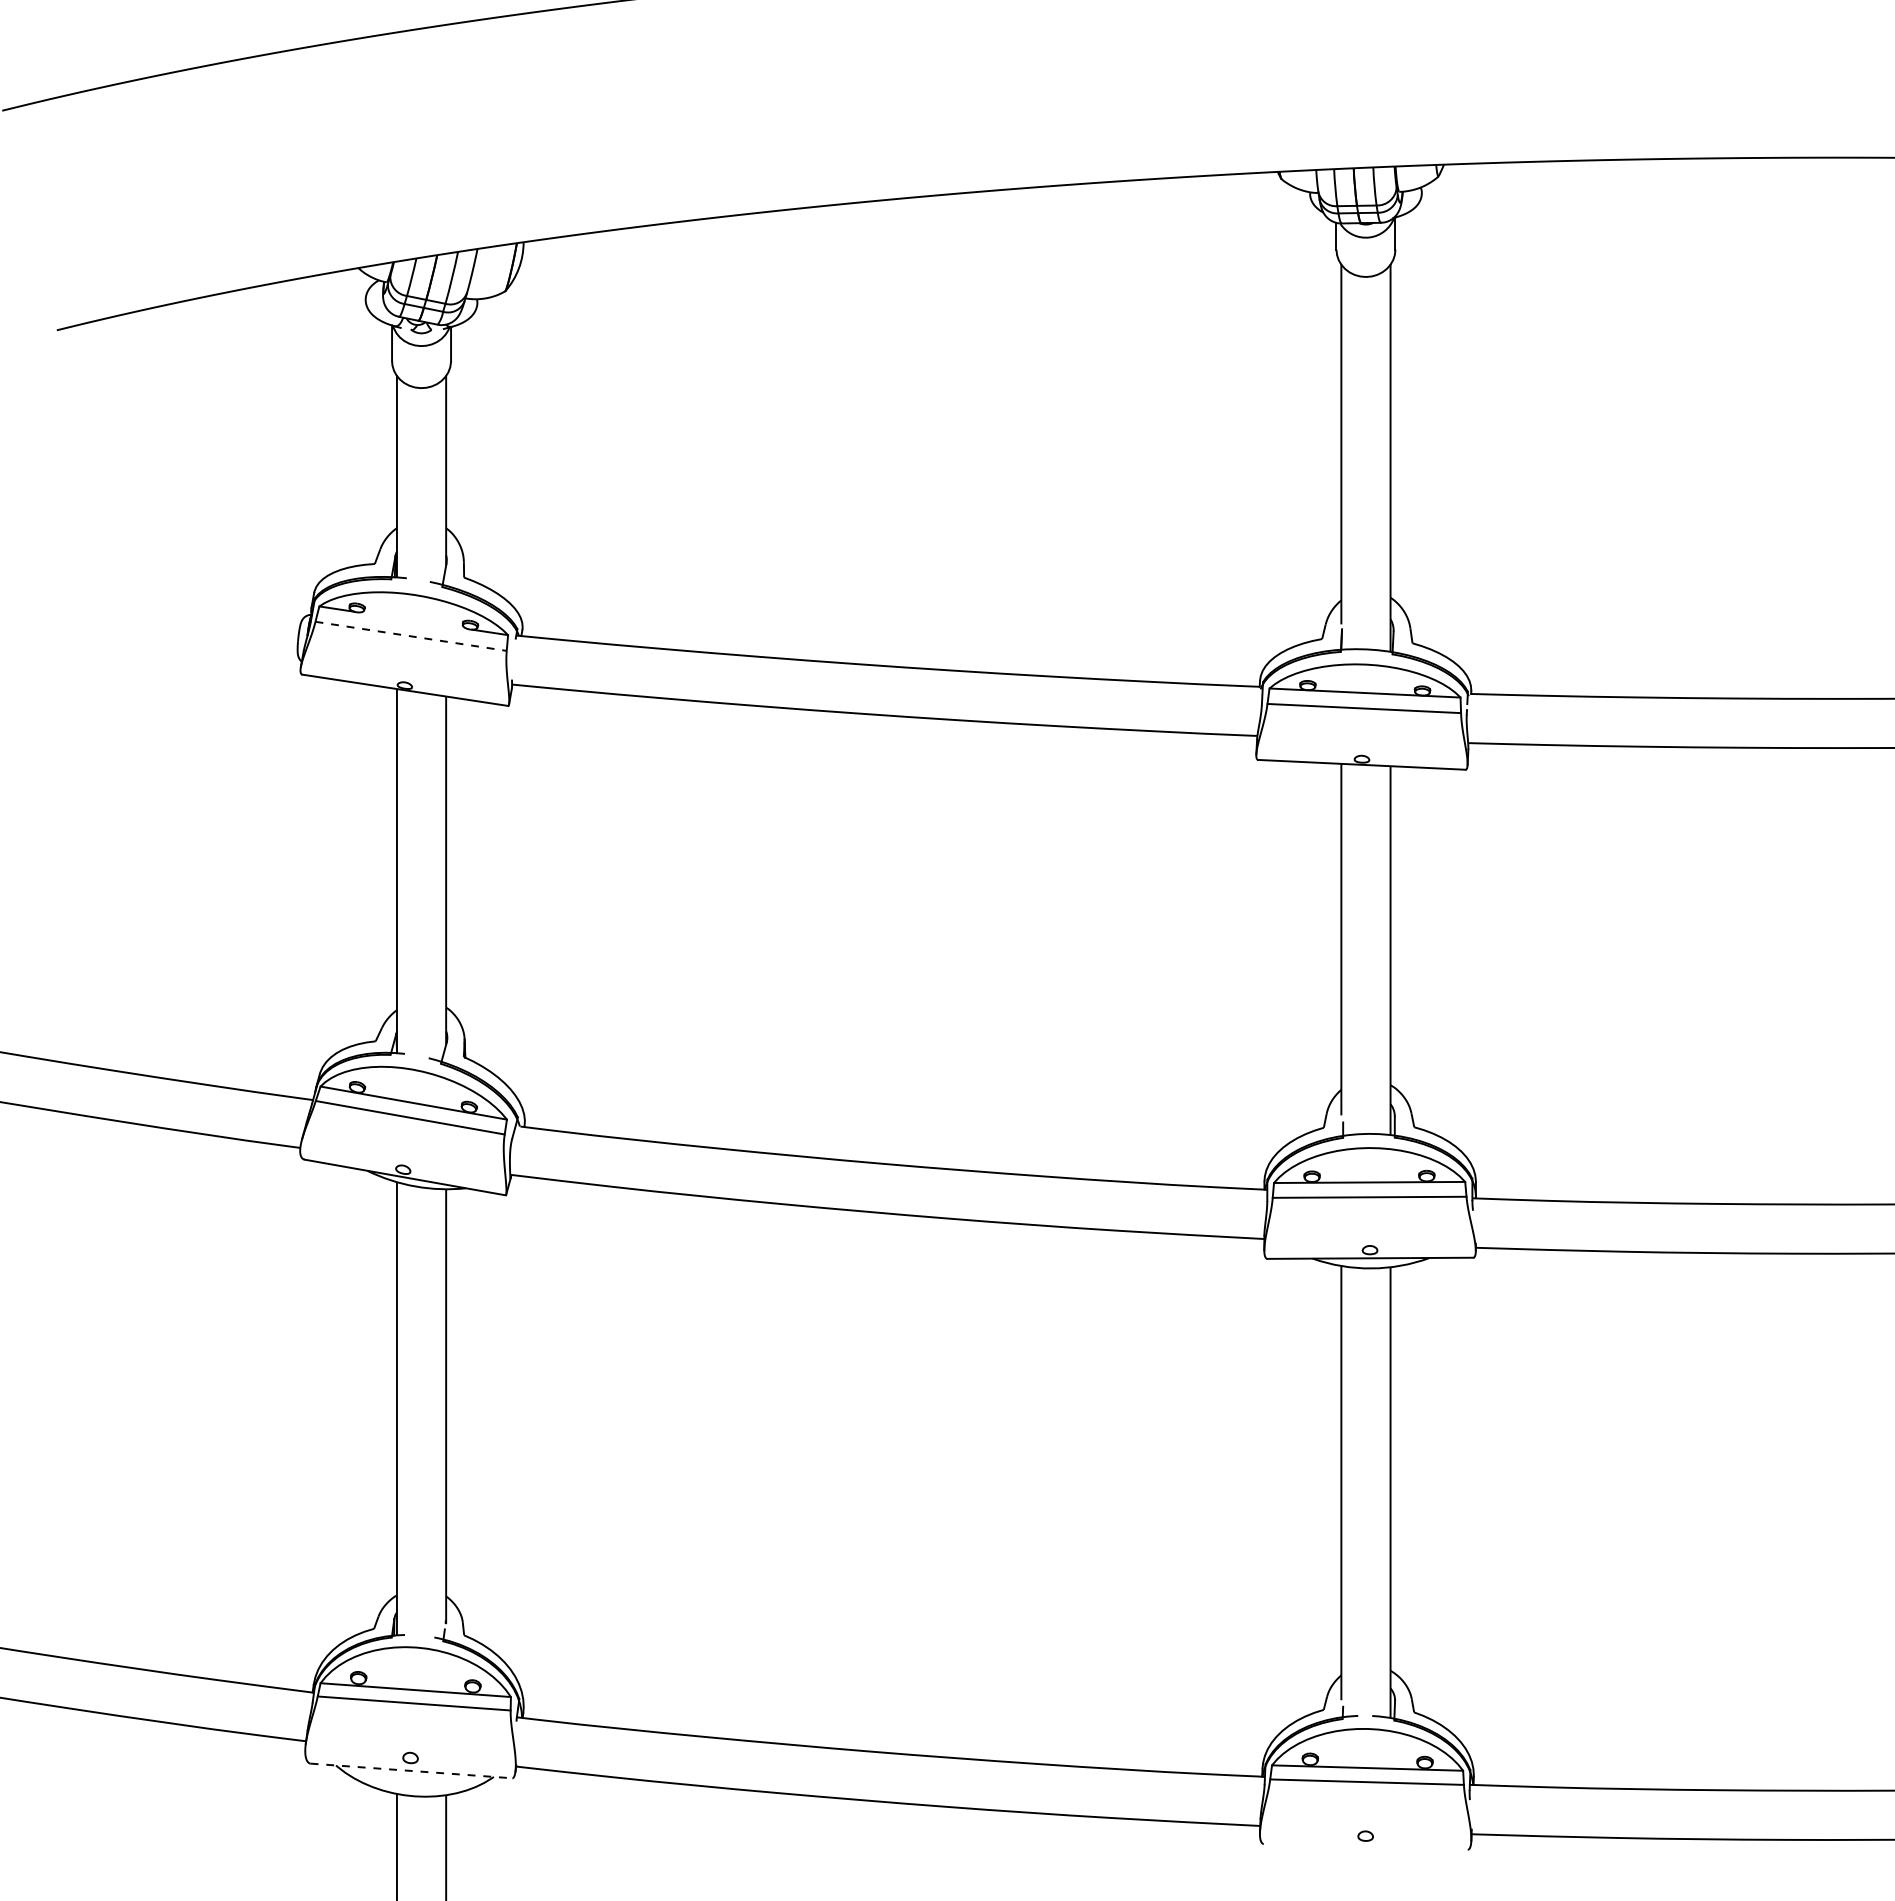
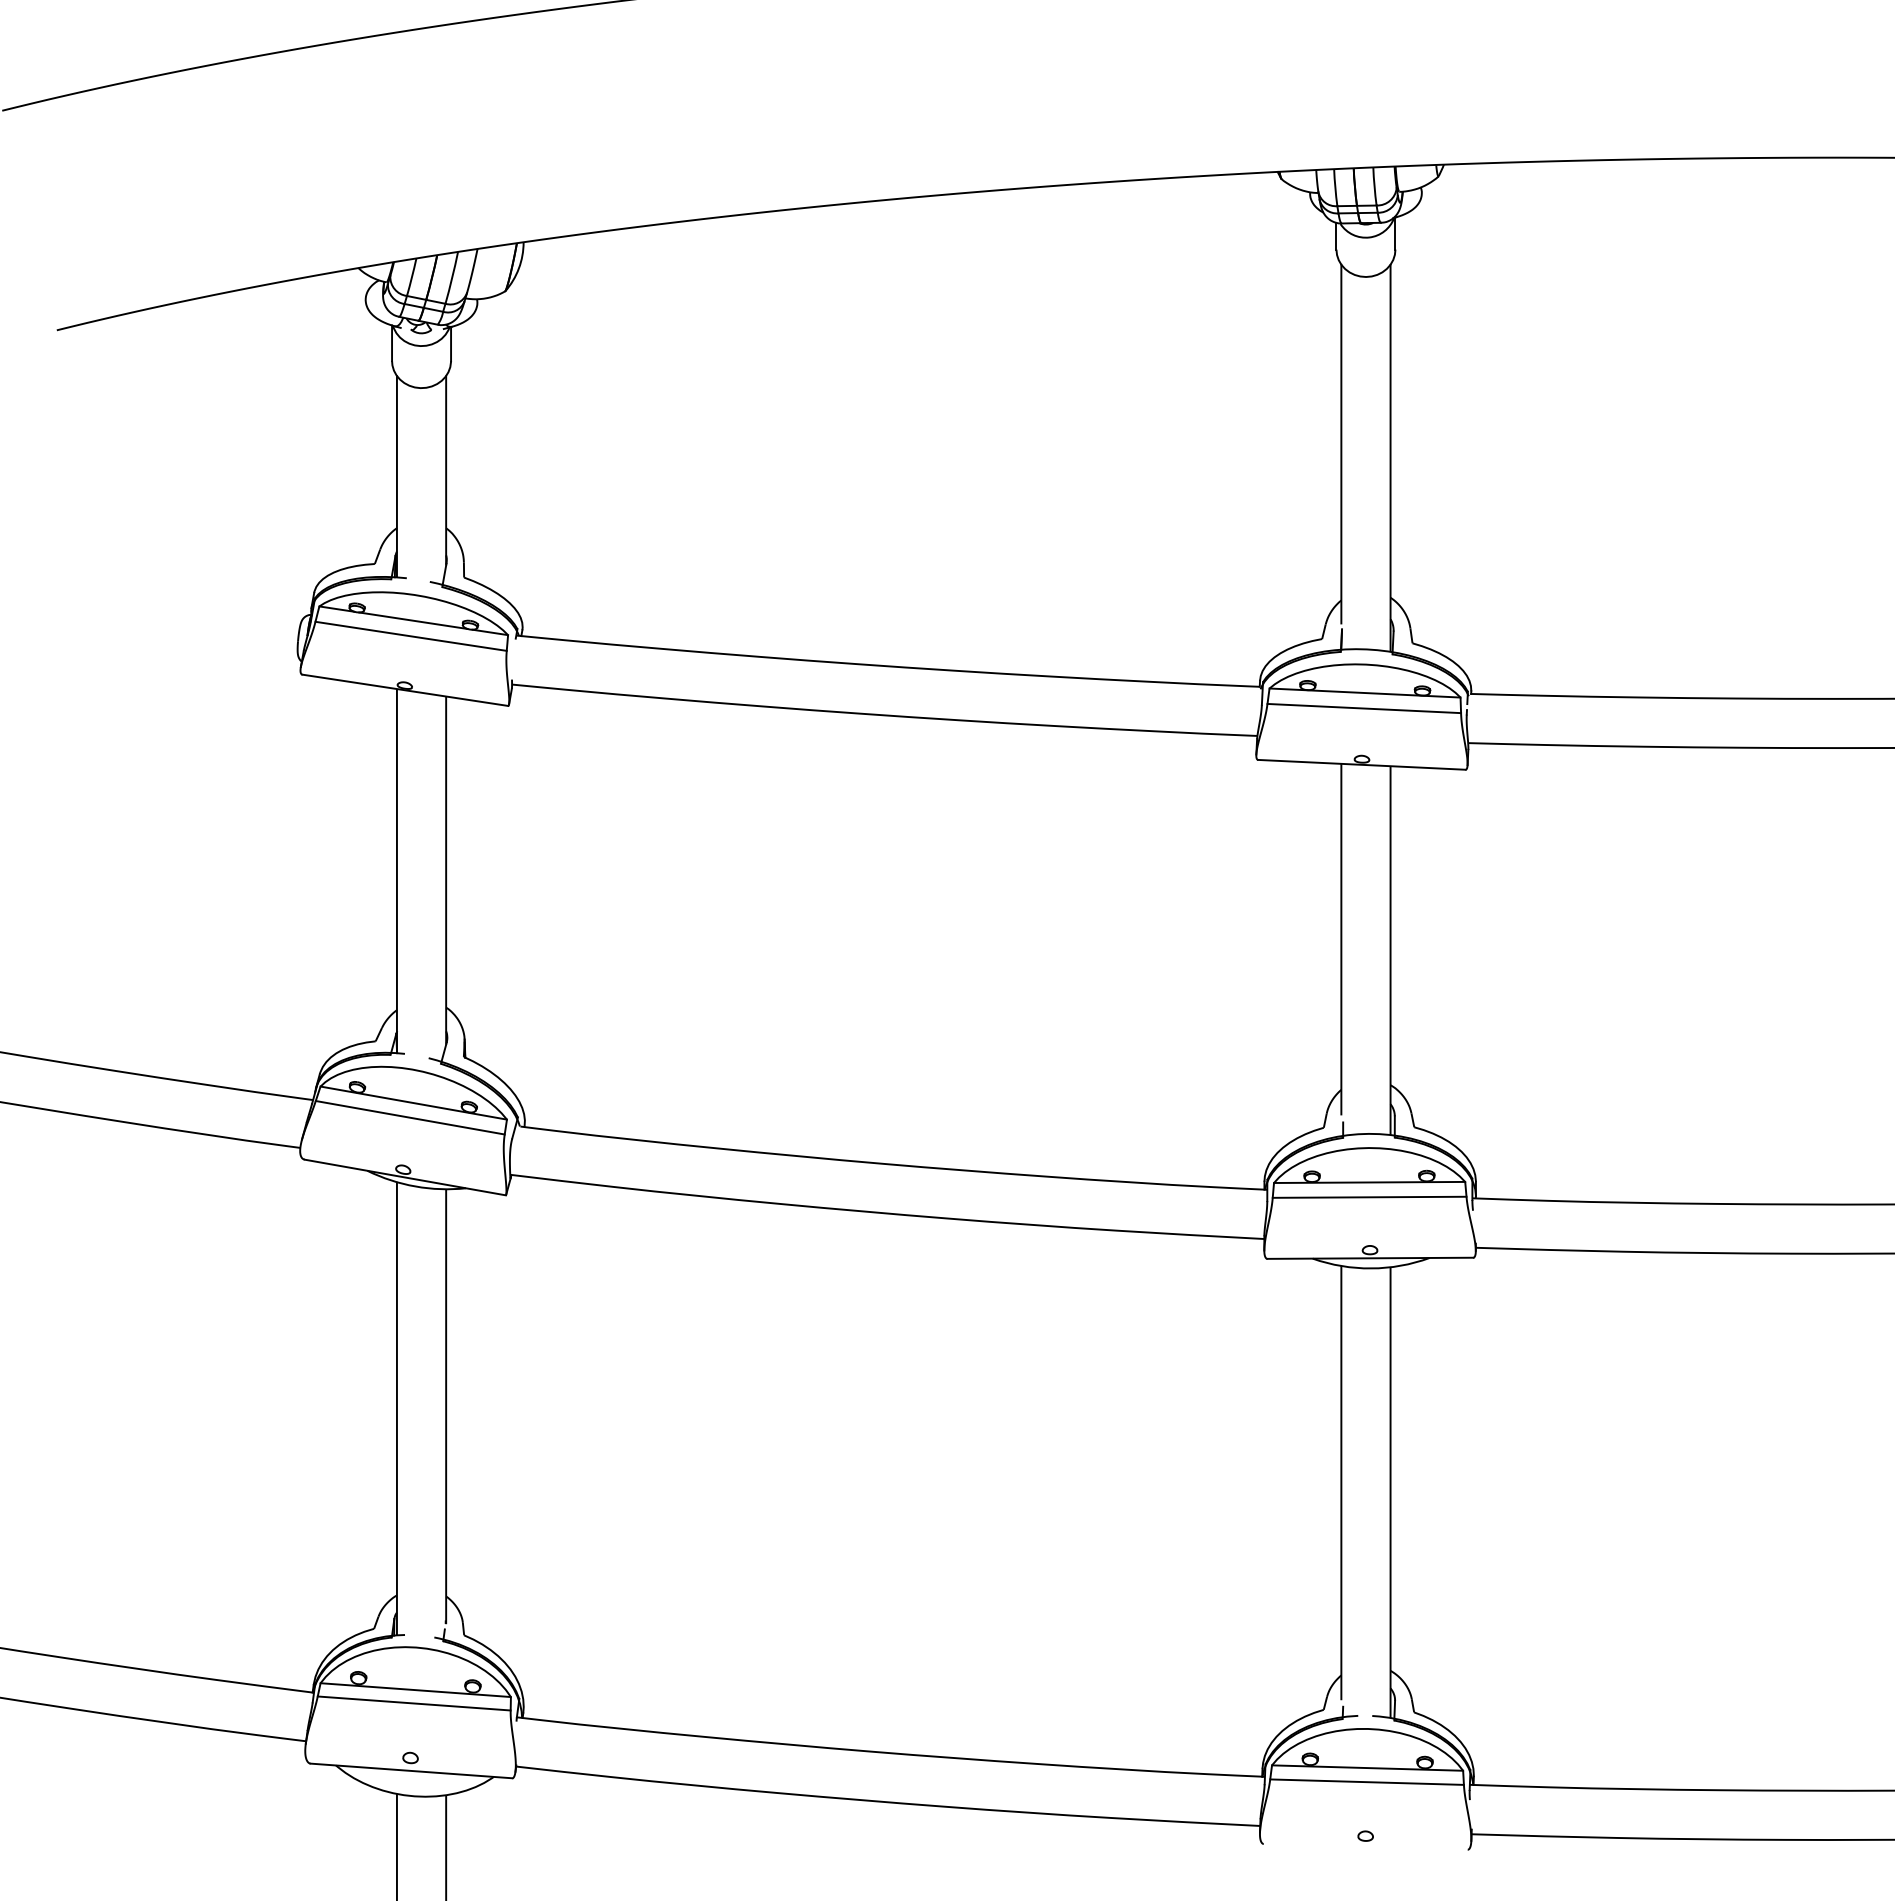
line: none -> present (413, 620)
line: dashed -> solid (411, 636)
line: dashed -> solid (412, 1770)
